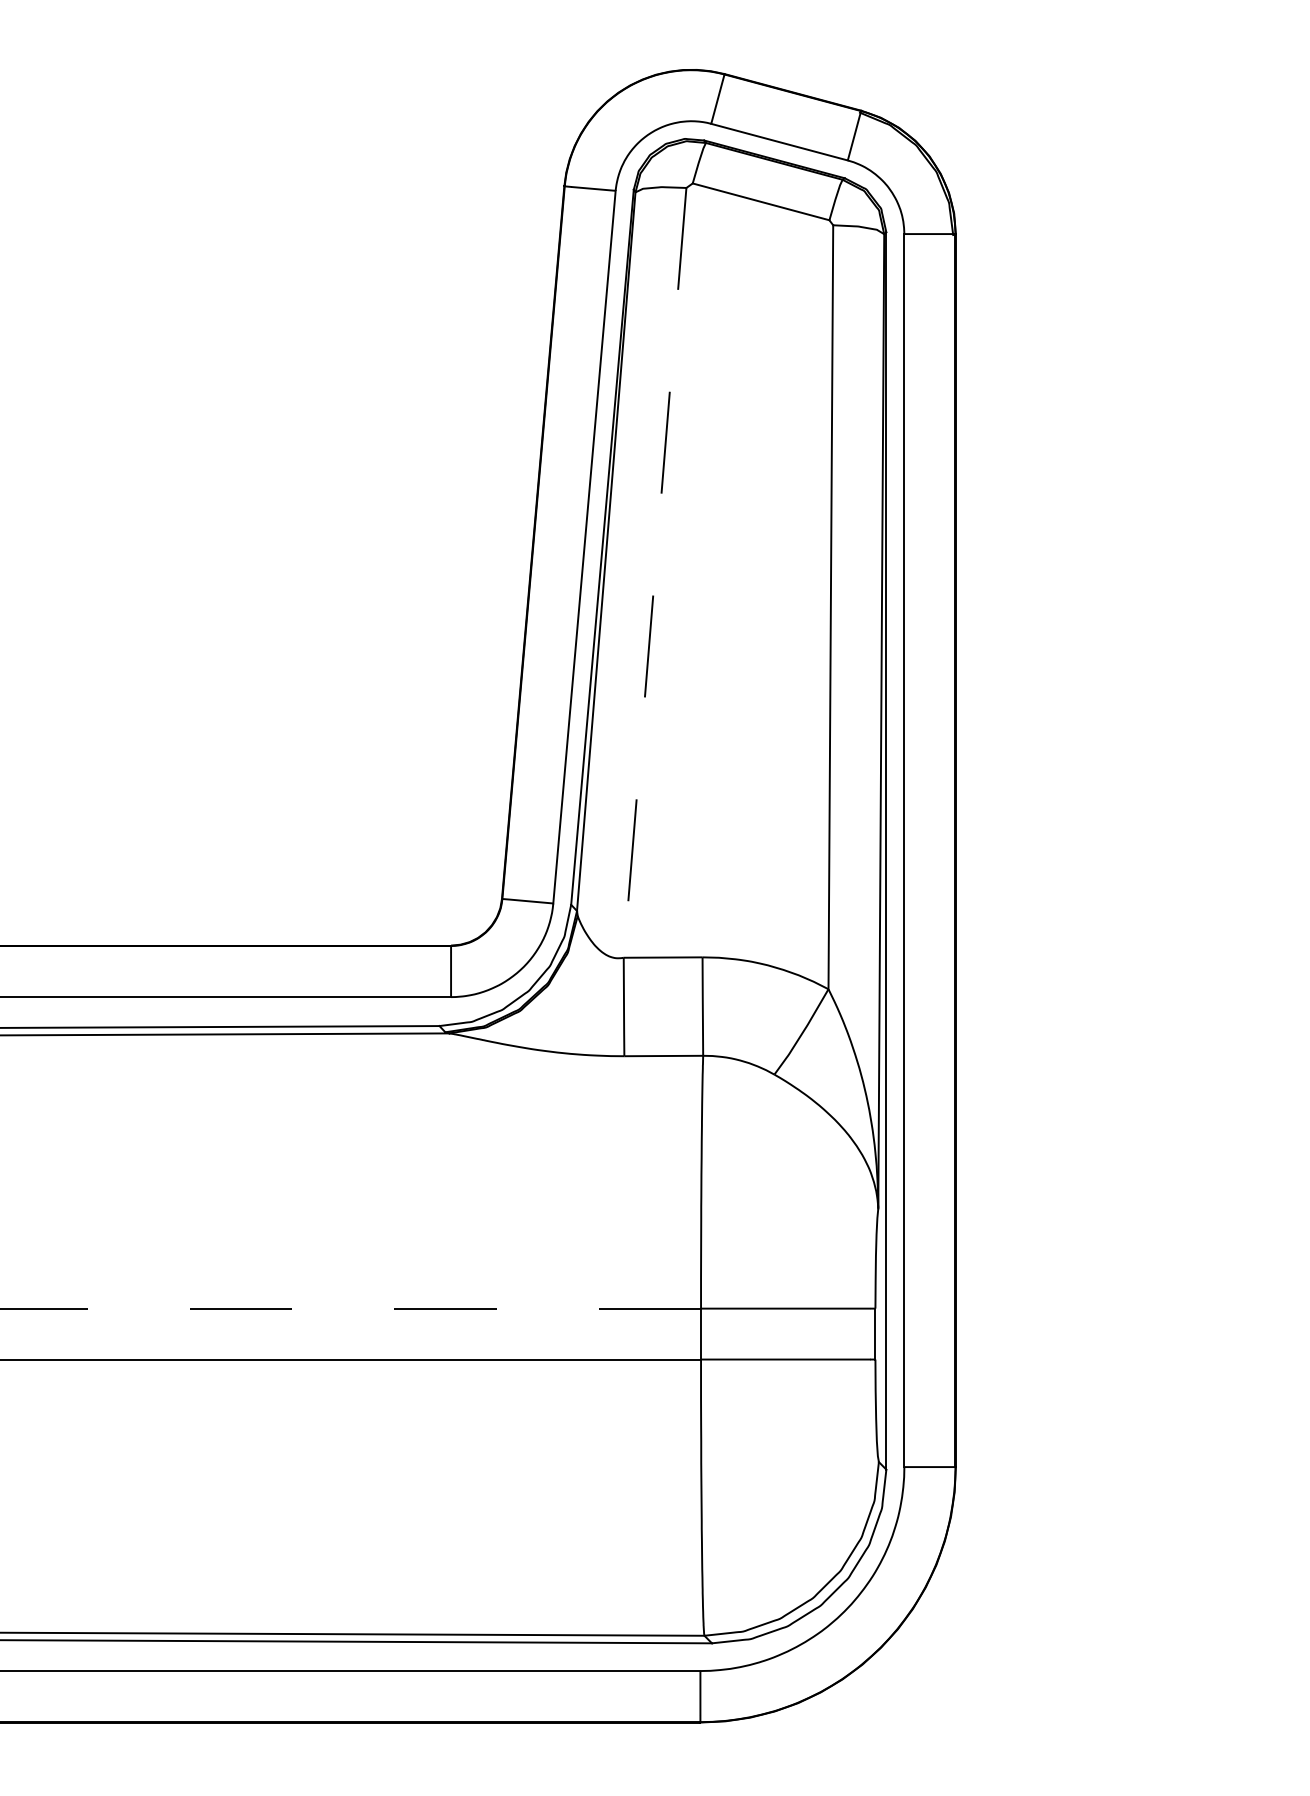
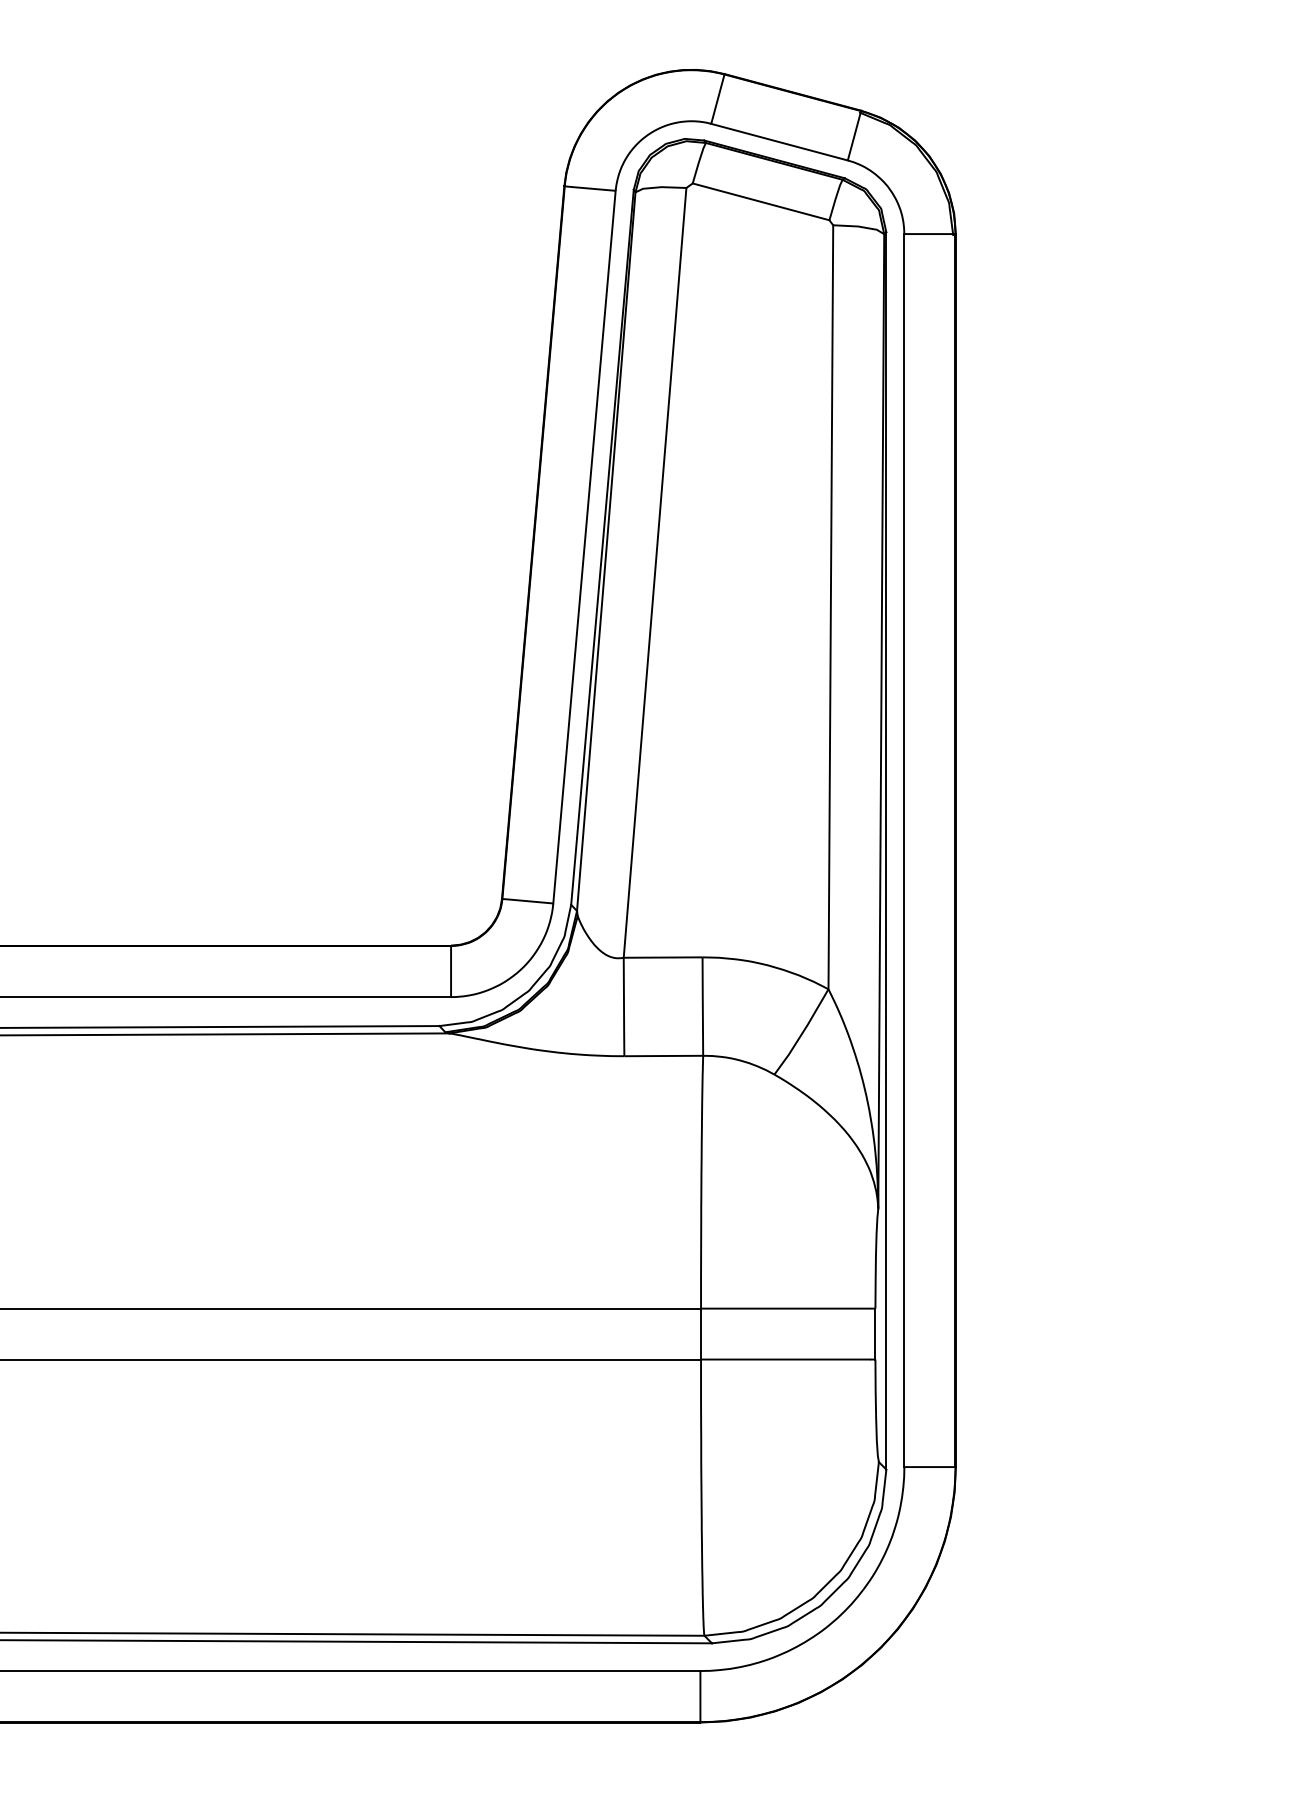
line: dashed -> solid (655, 573)
line: dashed -> solid (350, 1308)
